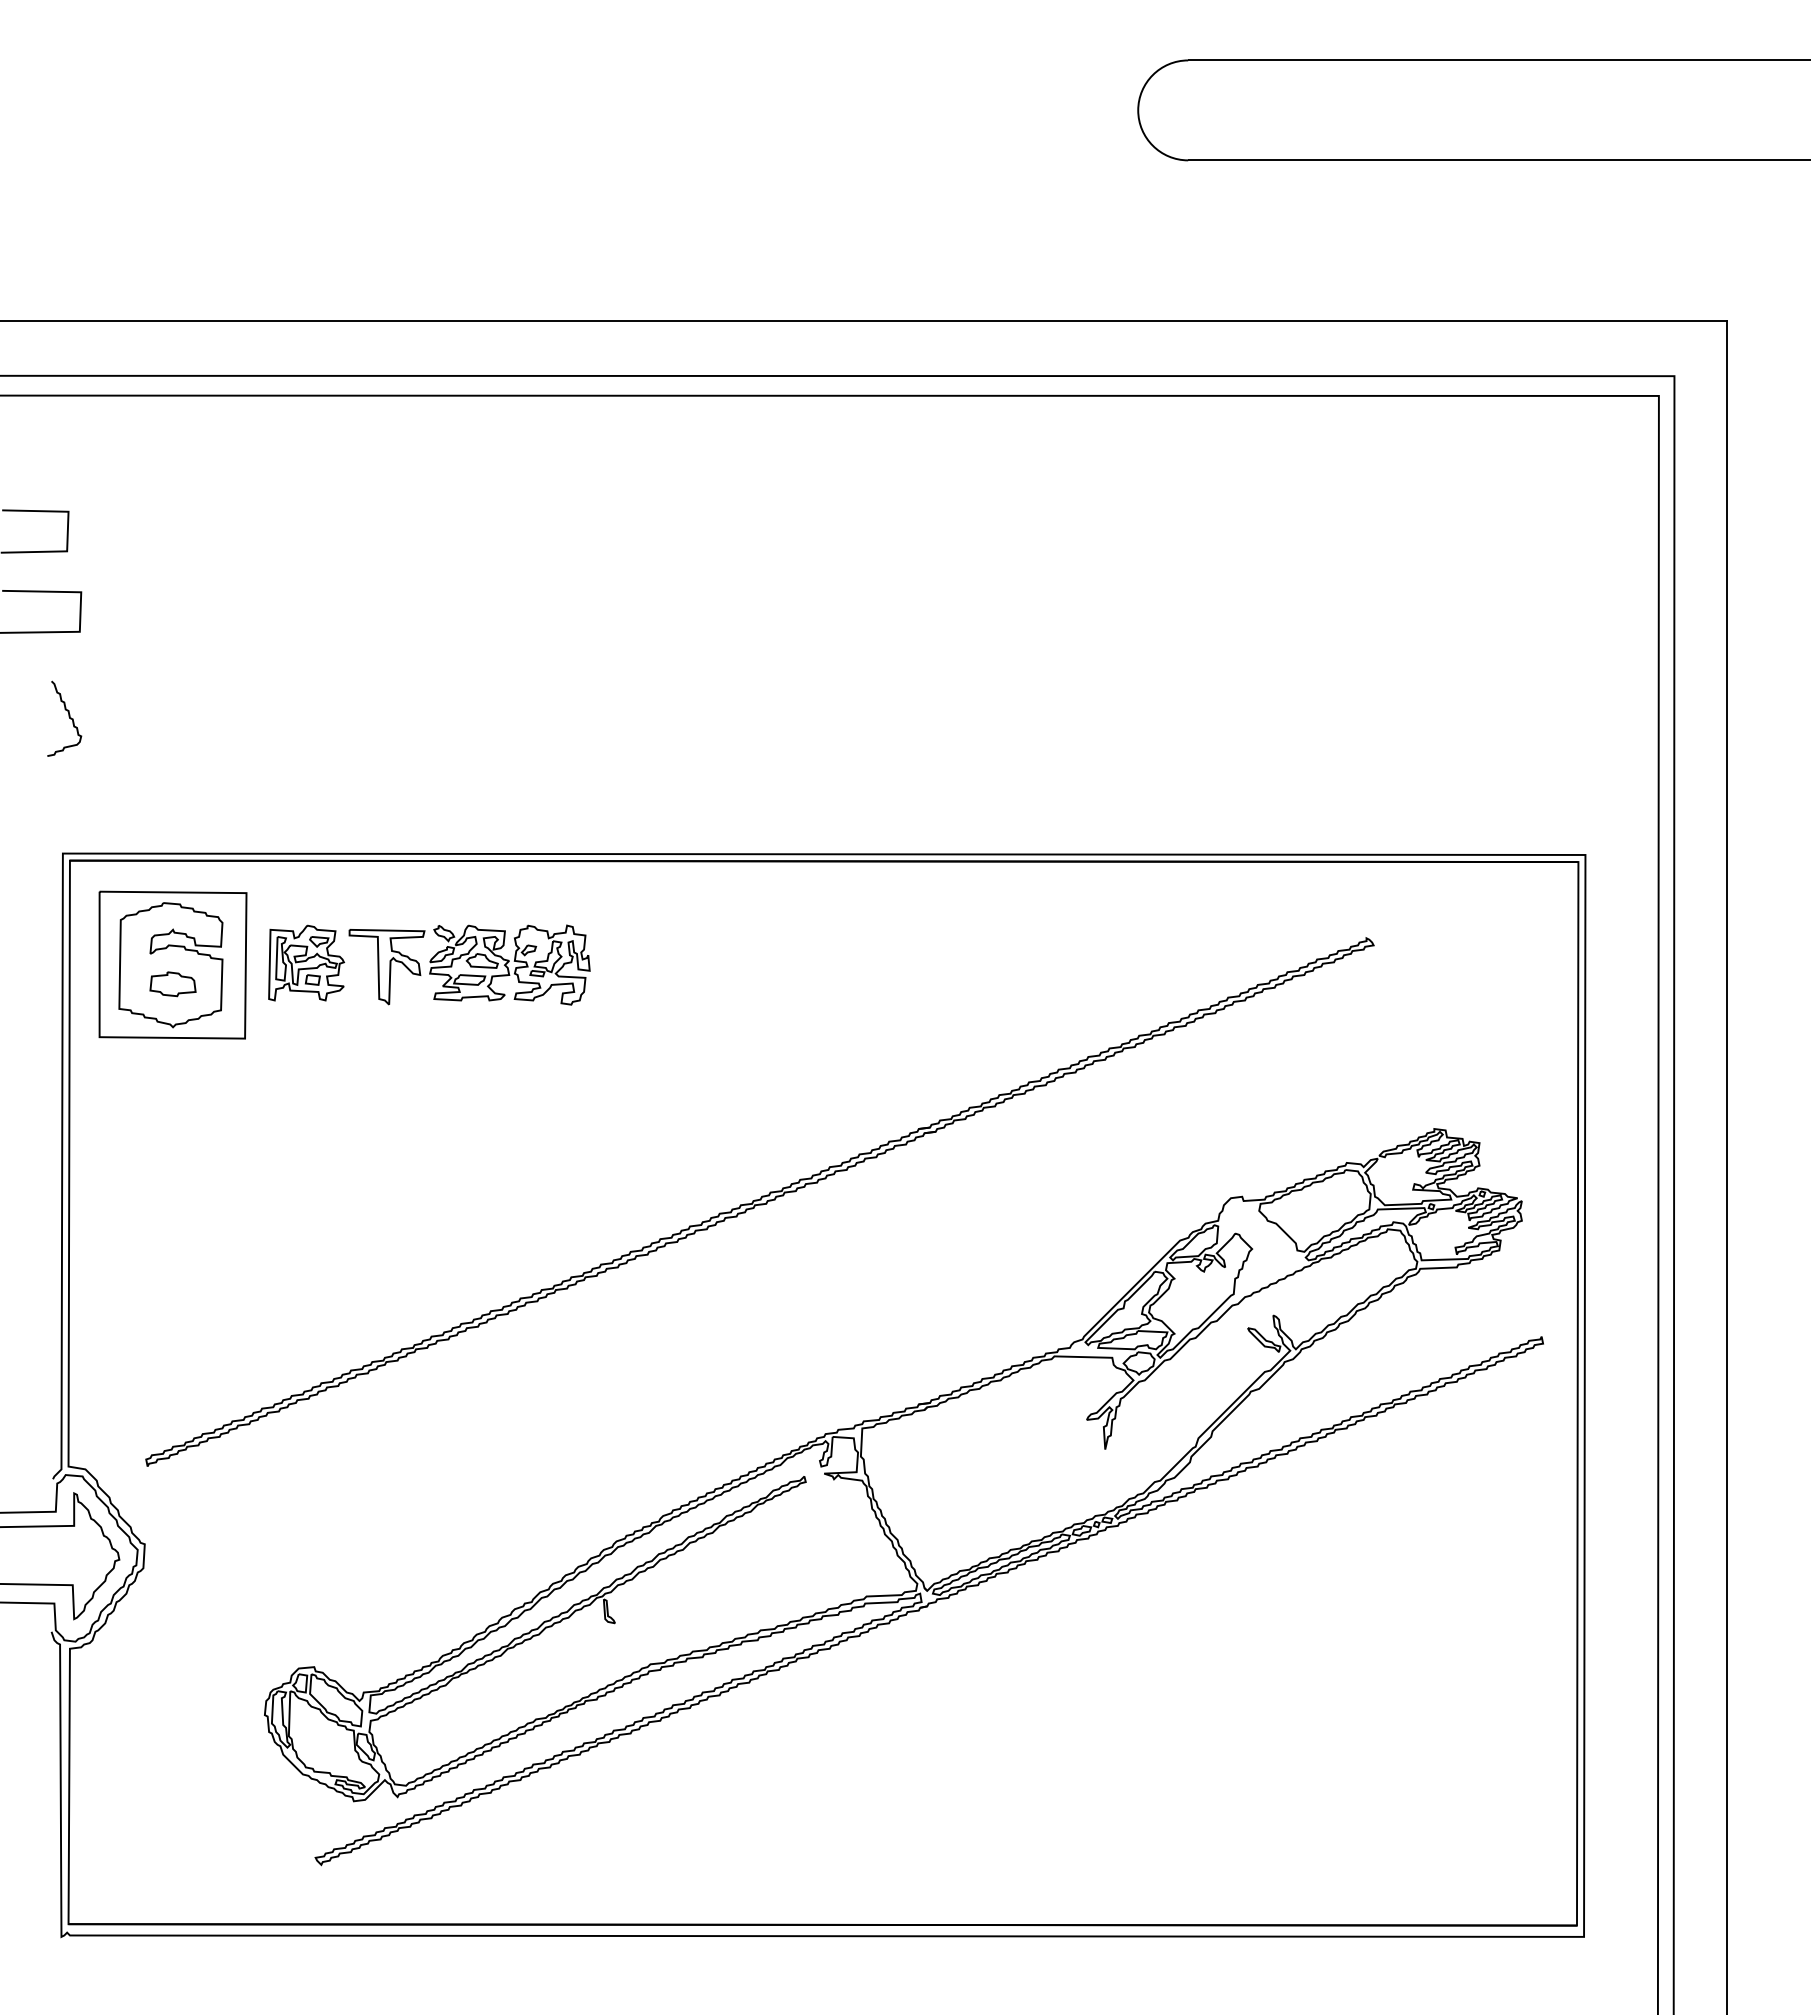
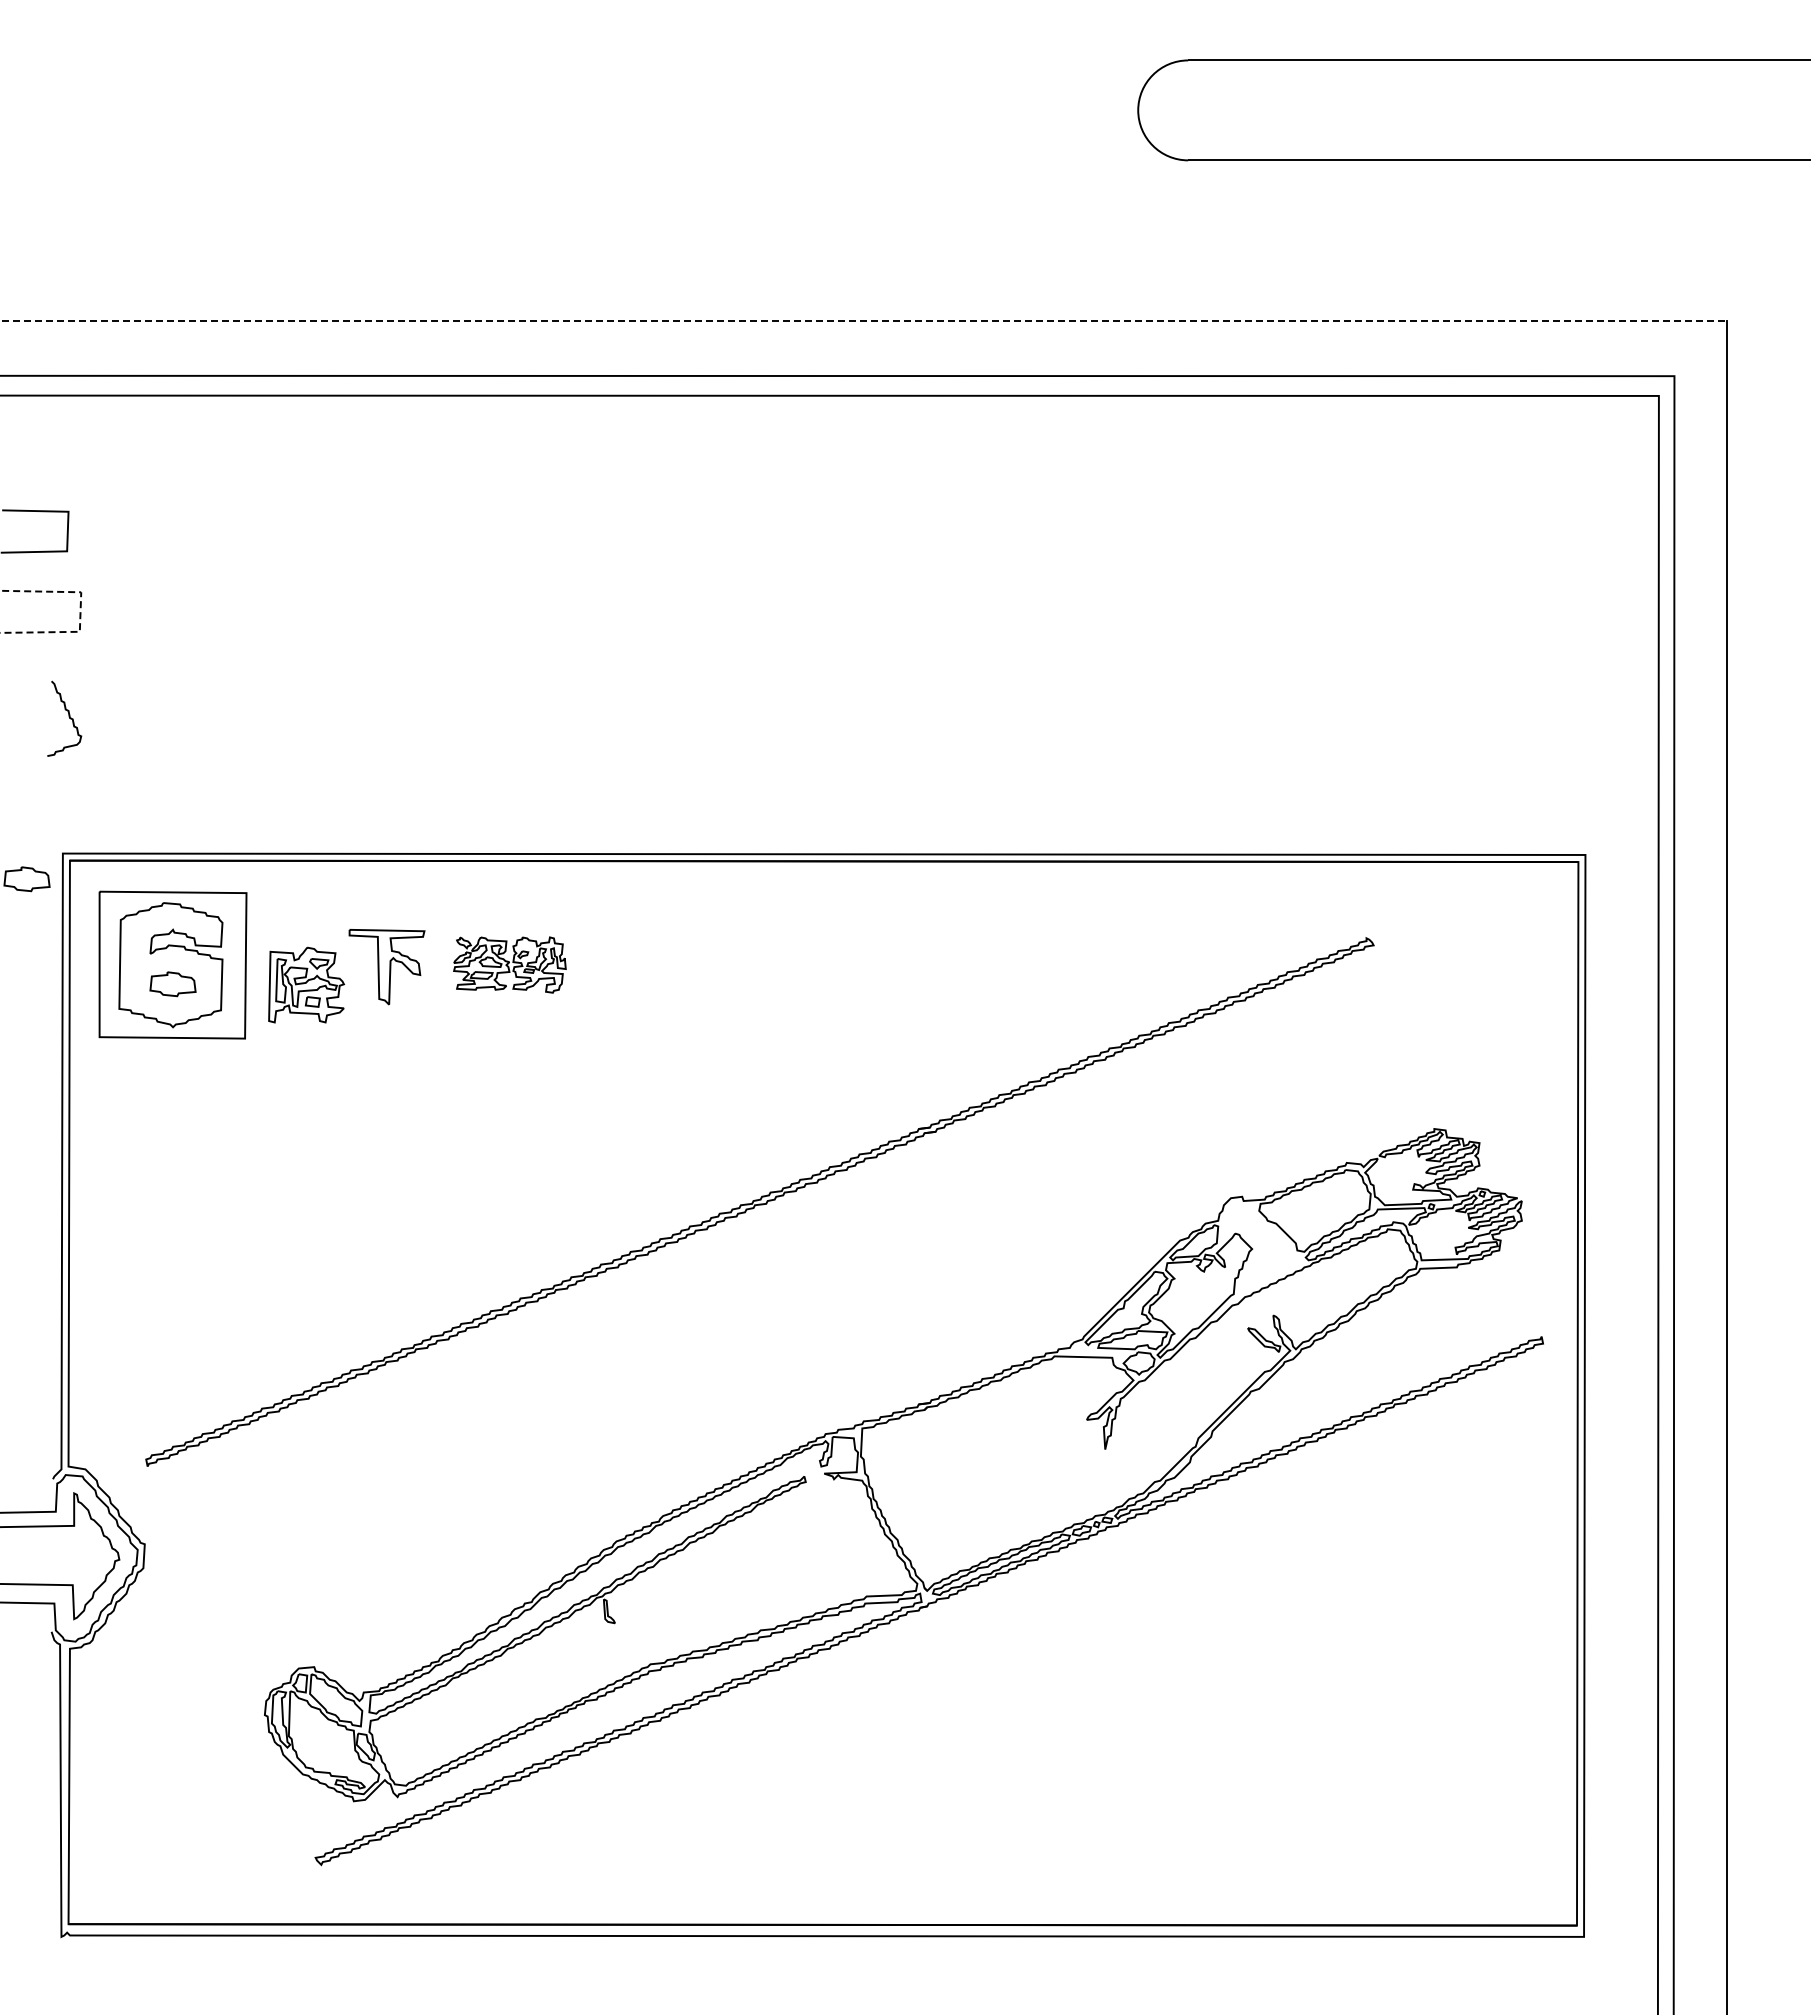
line: solid -> dashed (863, 321)
line: solid -> dashed (80, 612)
part: none -> present (26, 879)
part position: (306, 962) -> (306, 984) (306, 984)
part size: 162x82 px -> 114x58 px (509, 964)
